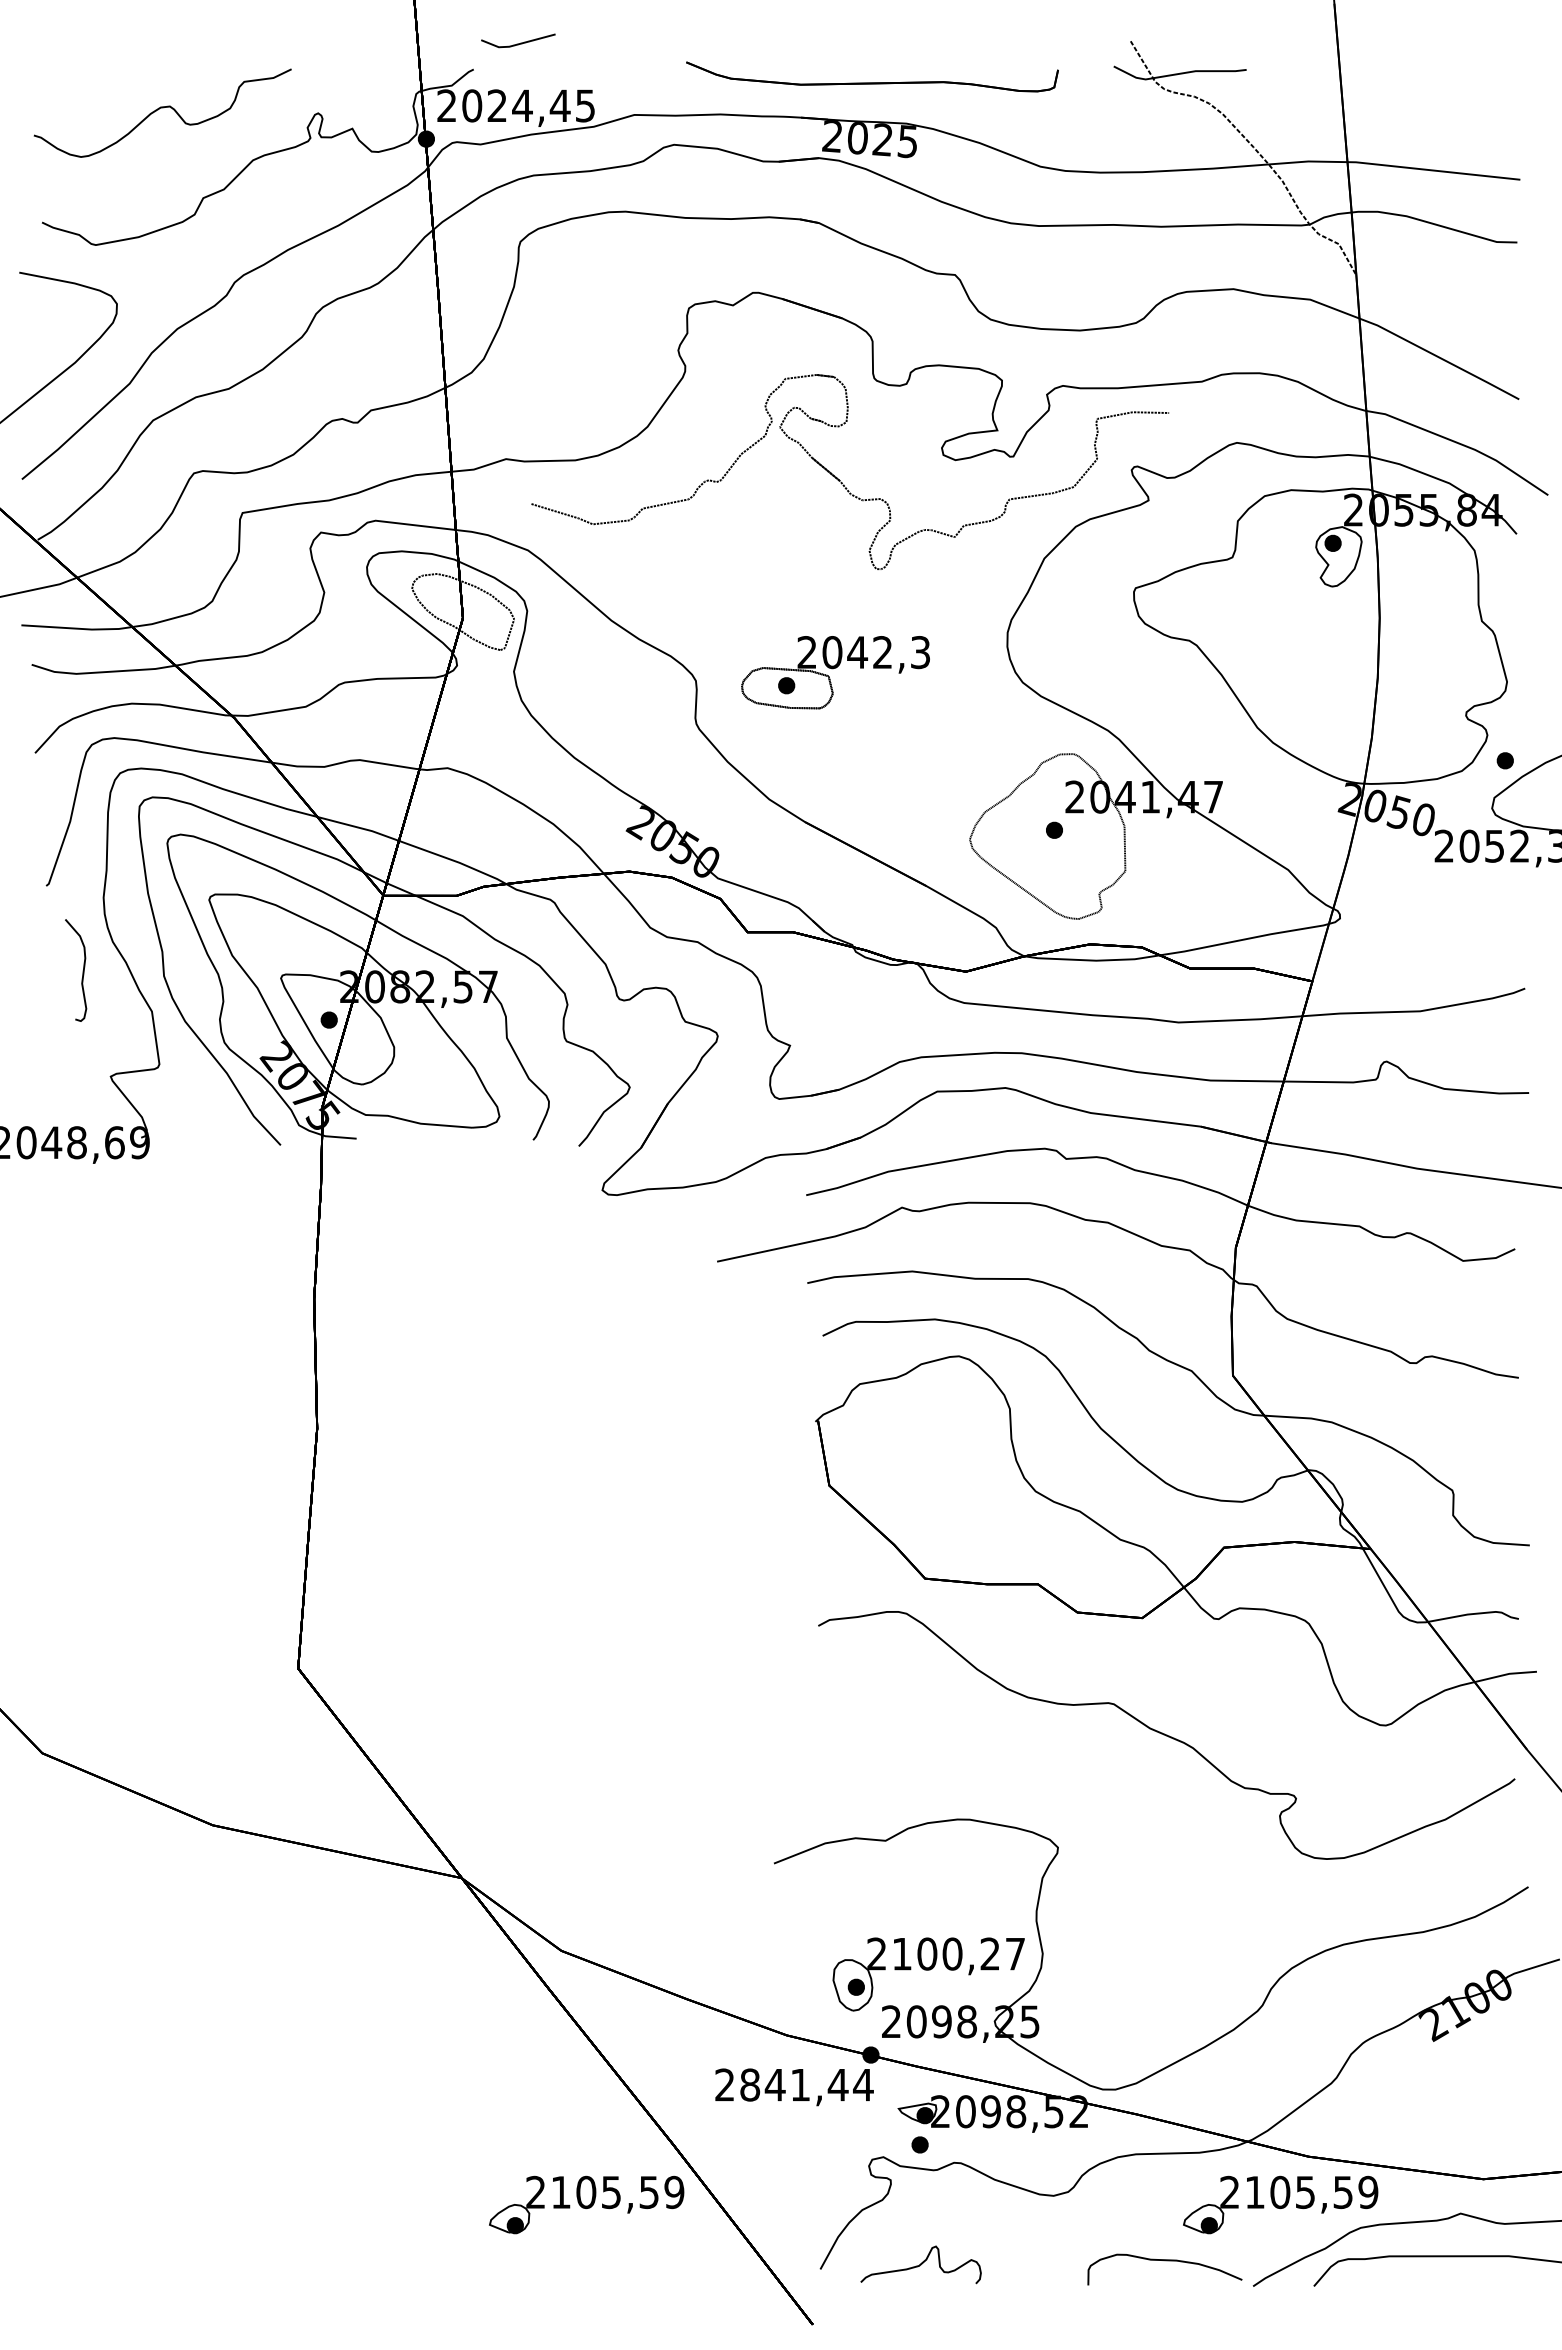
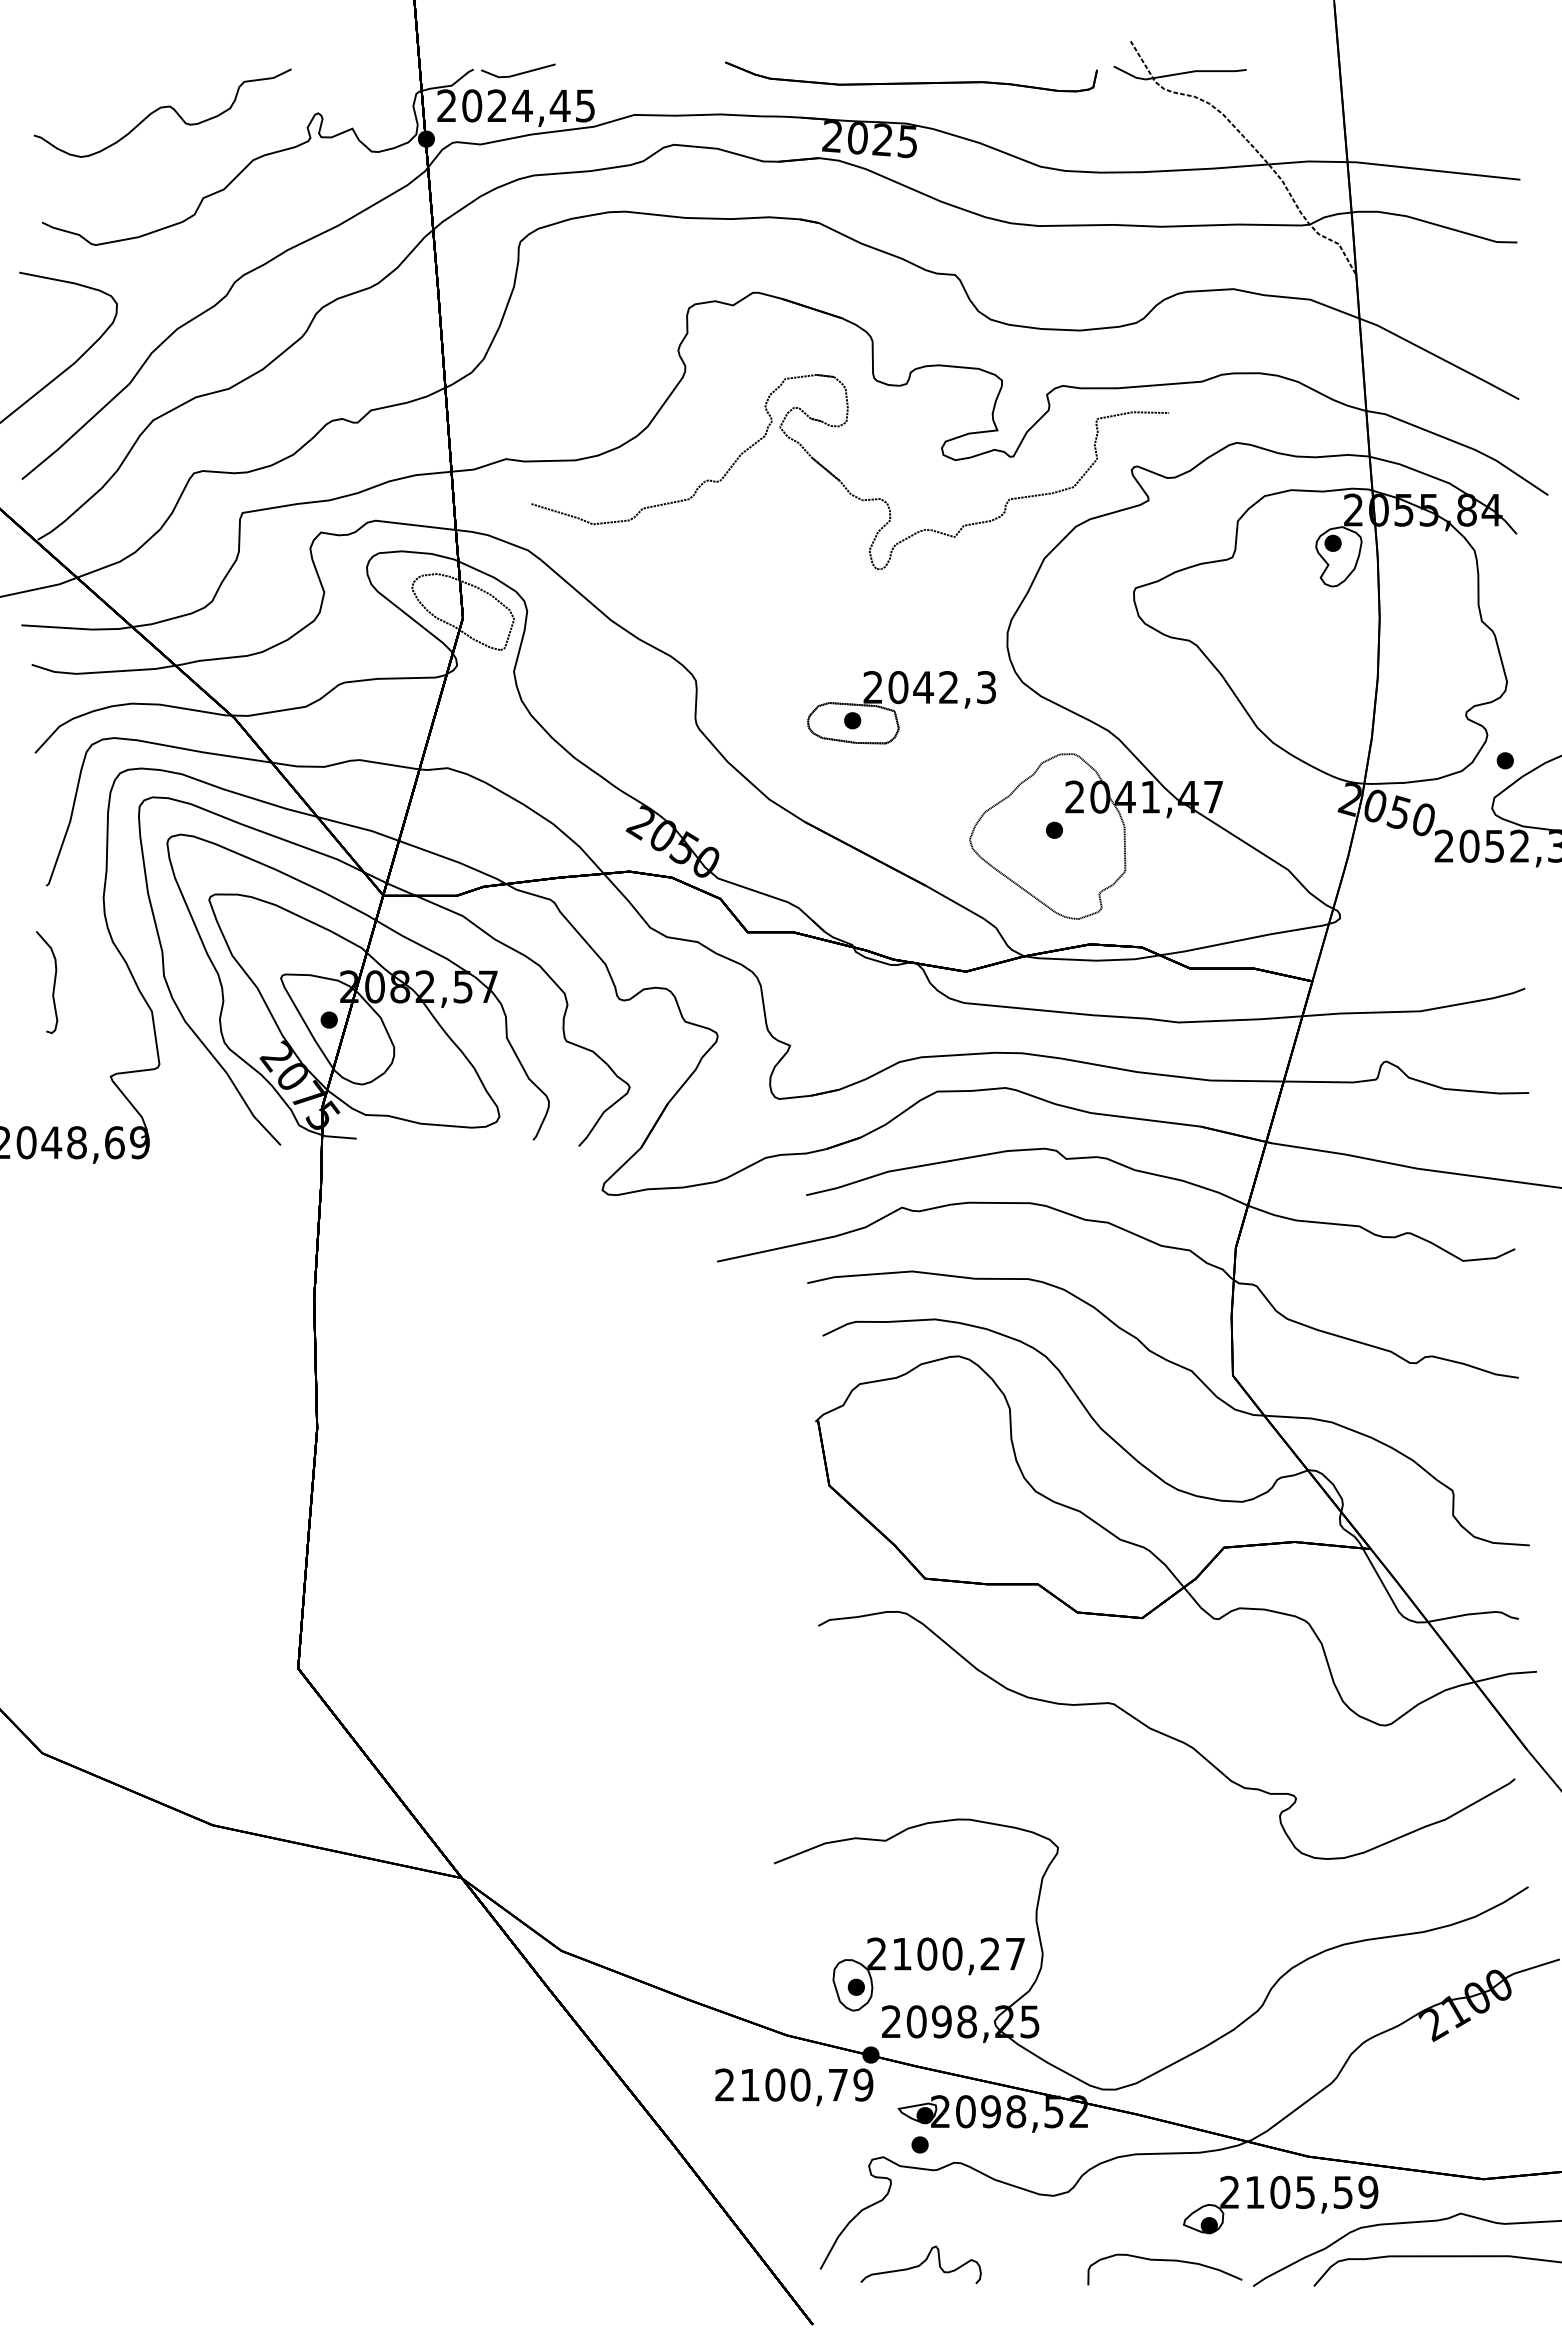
line position: (520, 42) -> (520, 72) (520, 72)
part position: (872, 76) -> (911, 76) (911, 76)
part position: (835, 672) -> (901, 707) (901, 707)
curve position: (82, 970) -> (53, 982) (53, 982)
text: 2841,44 -> 2100,79 (806, 2084)
part: present -> none (586, 2204)
